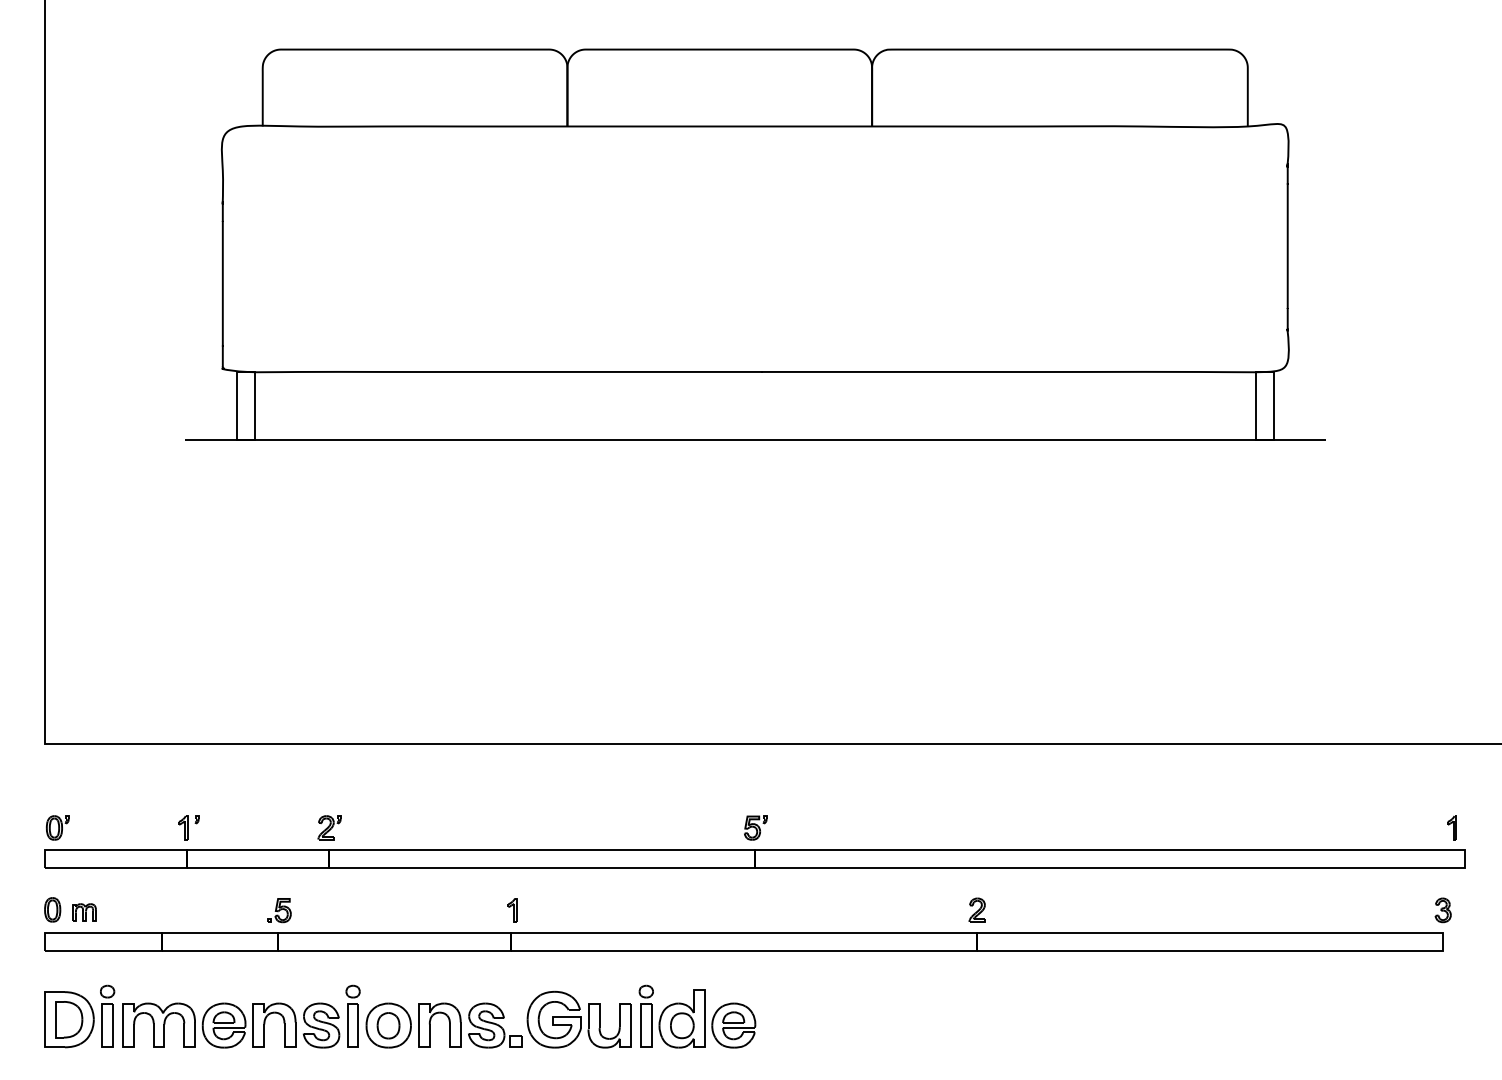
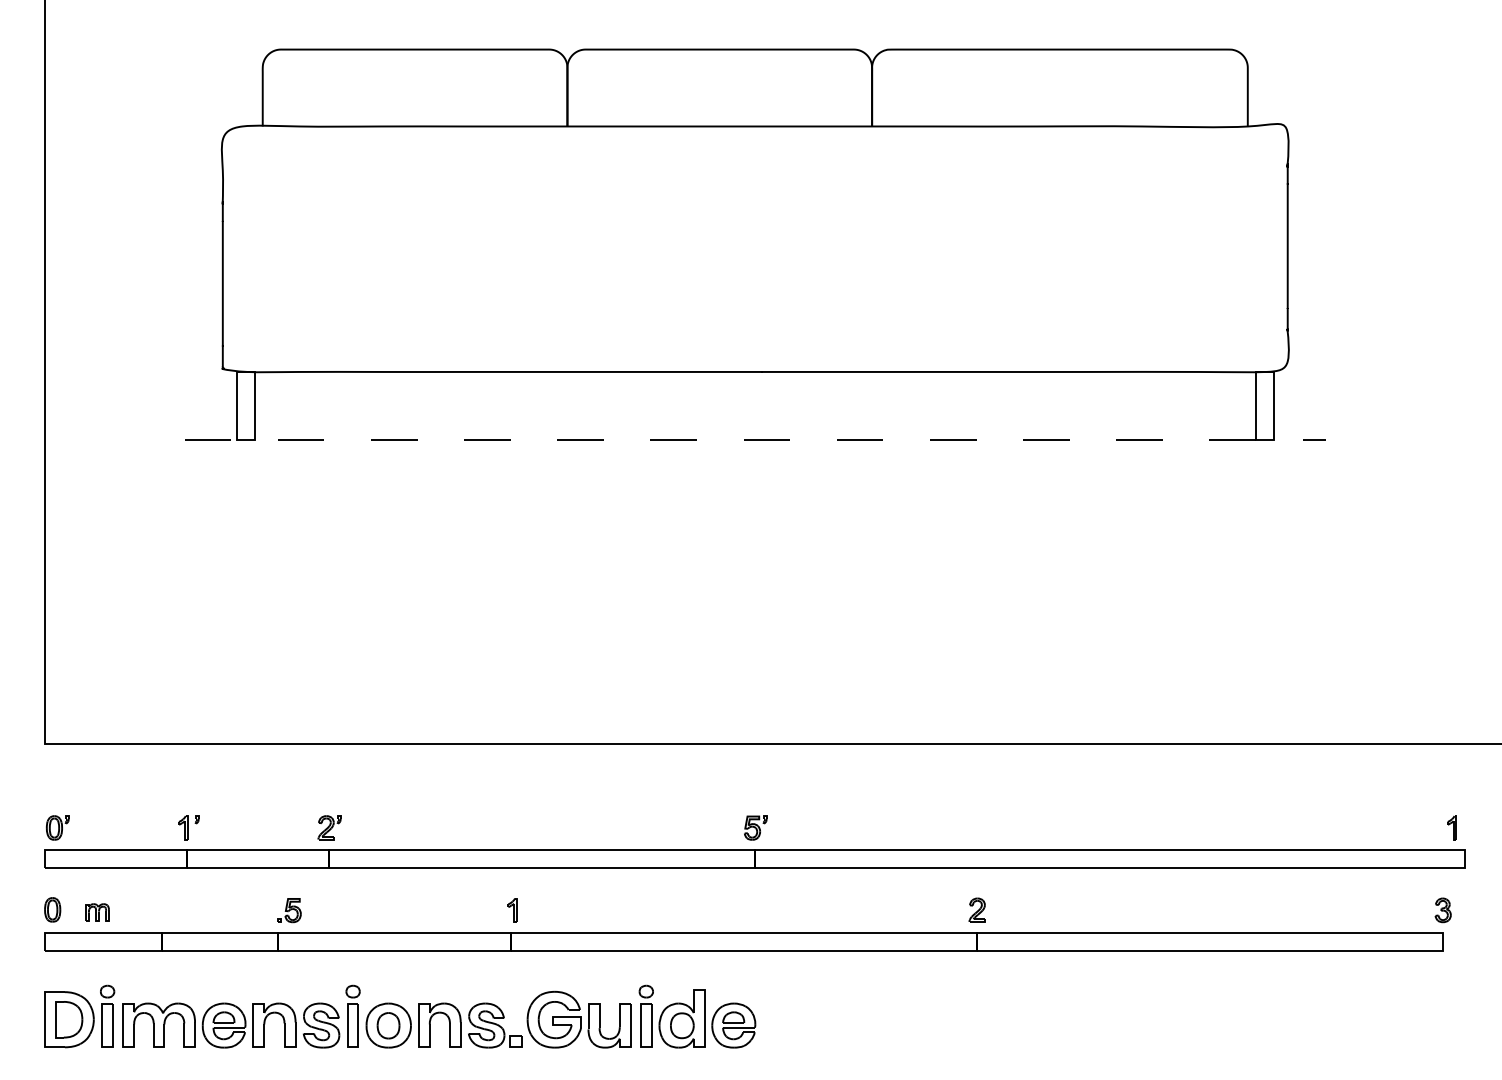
line: solid -> dashed (755, 440)
part position: (279, 910) -> (289, 910) (289, 910)
part position: (84, 912) -> (97, 912) (97, 912)
